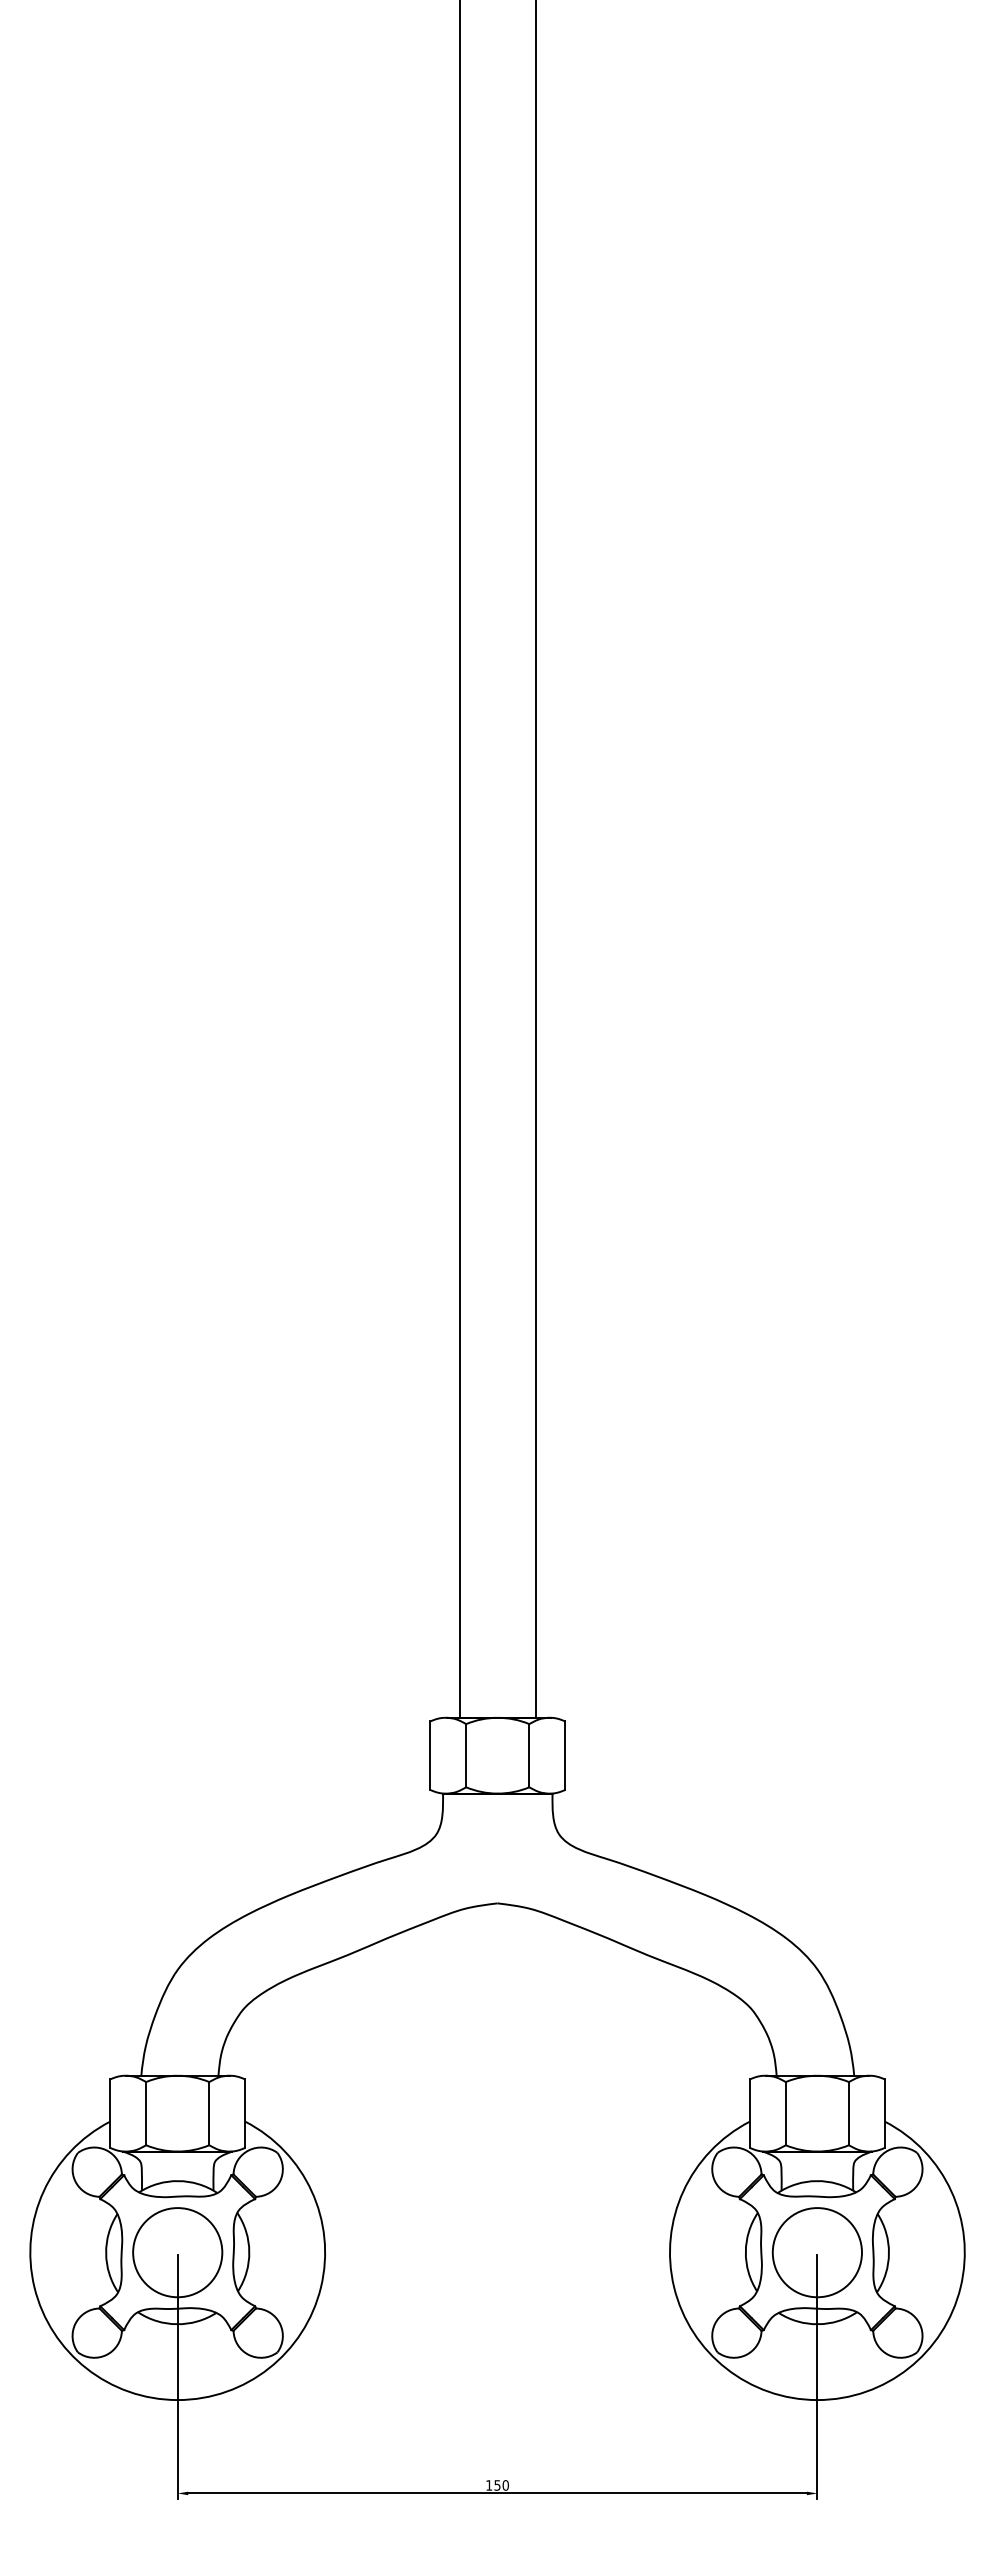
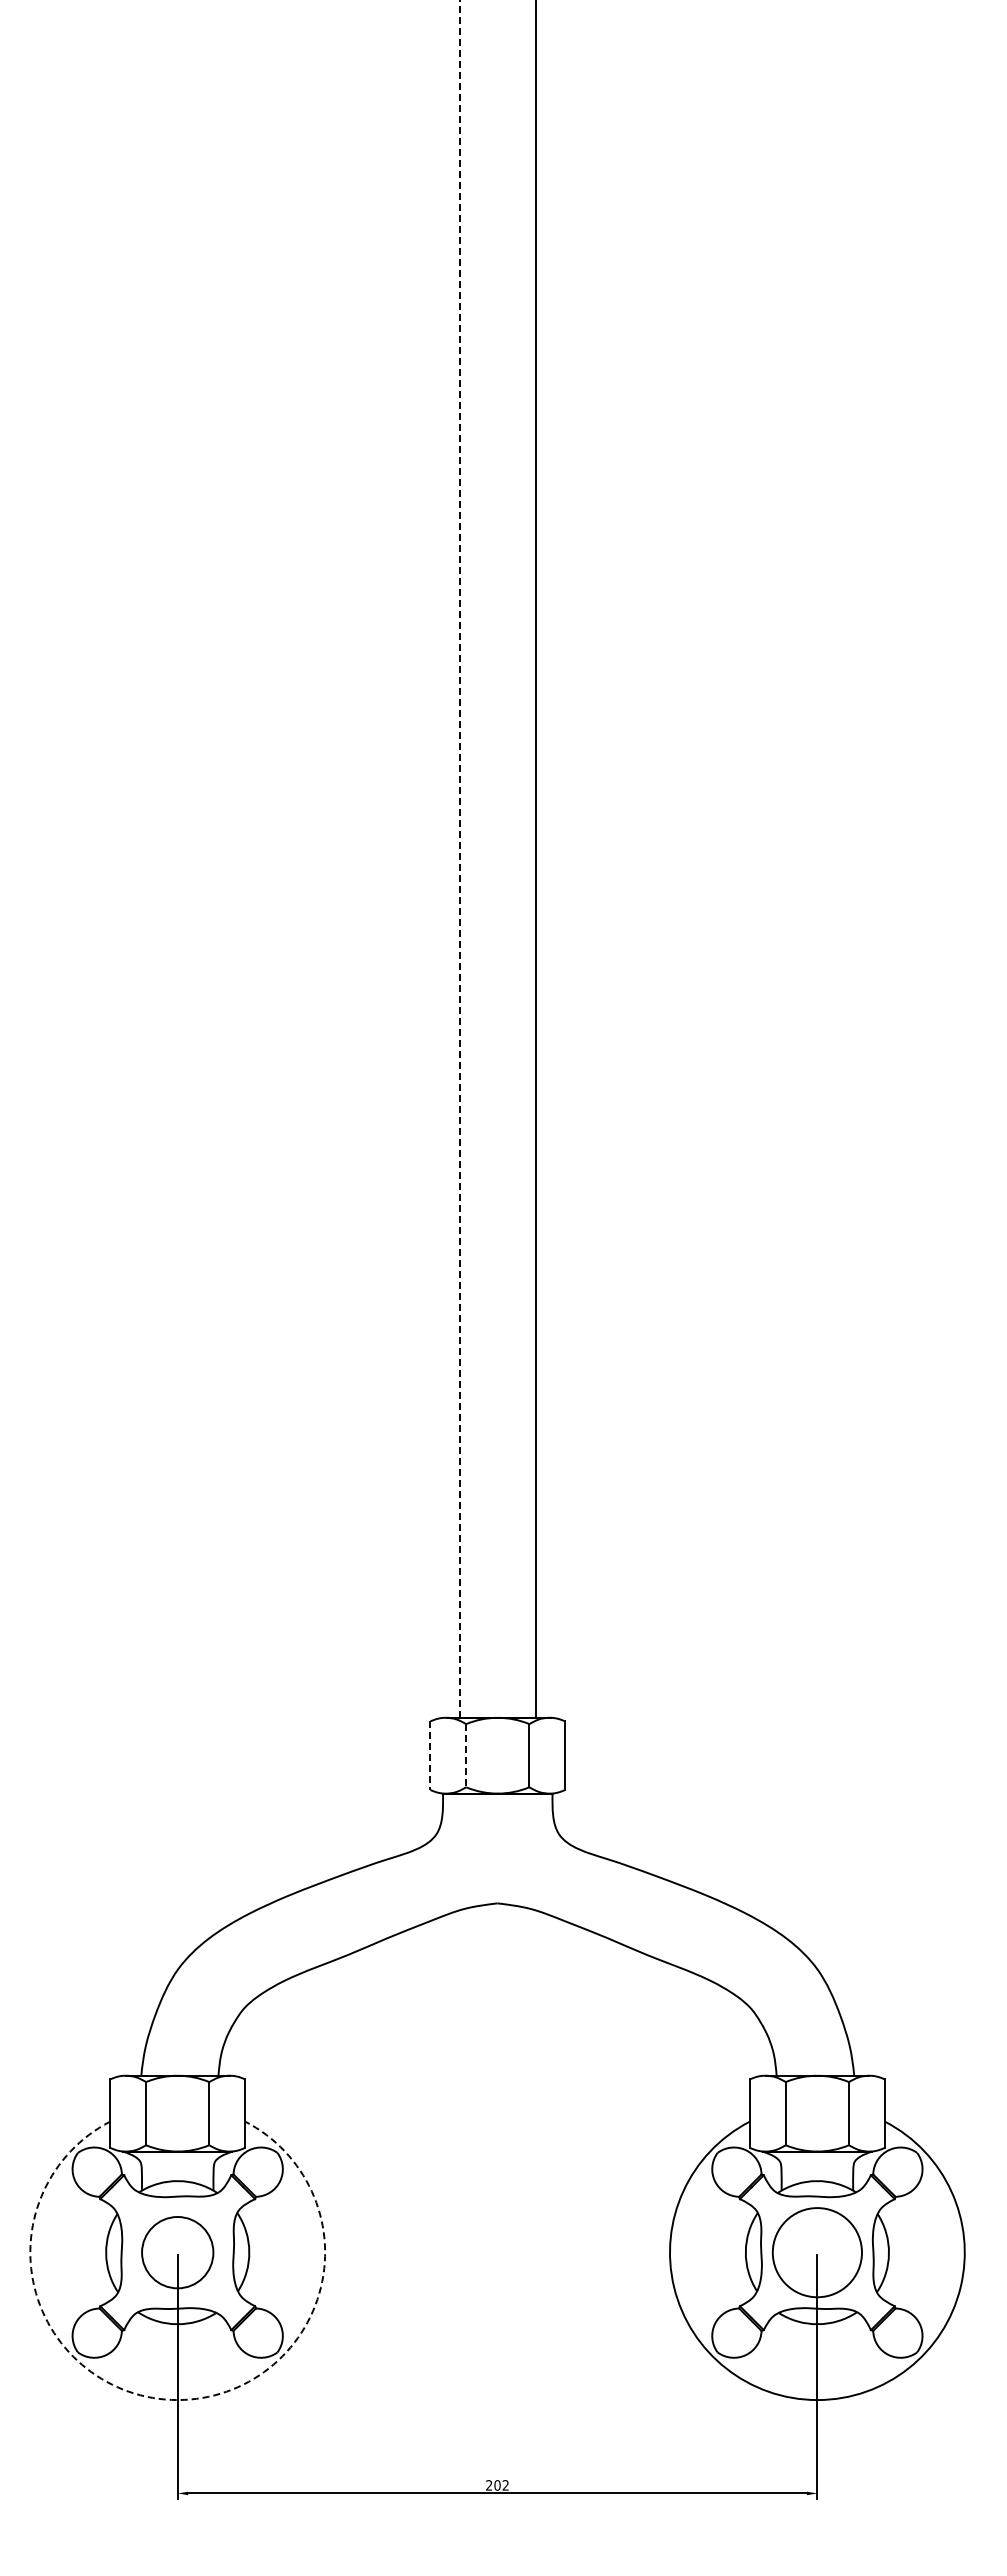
line: solid -> dashed (459, 859)
line: solid -> dashed (466, 1755)
line: solid -> dashed (430, 1756)
circle diameter: 89 px -> 71 px (177, 2252)
arc: solid -> dashed (177, 2400)
text: 150 -> 202 (497, 2485)
